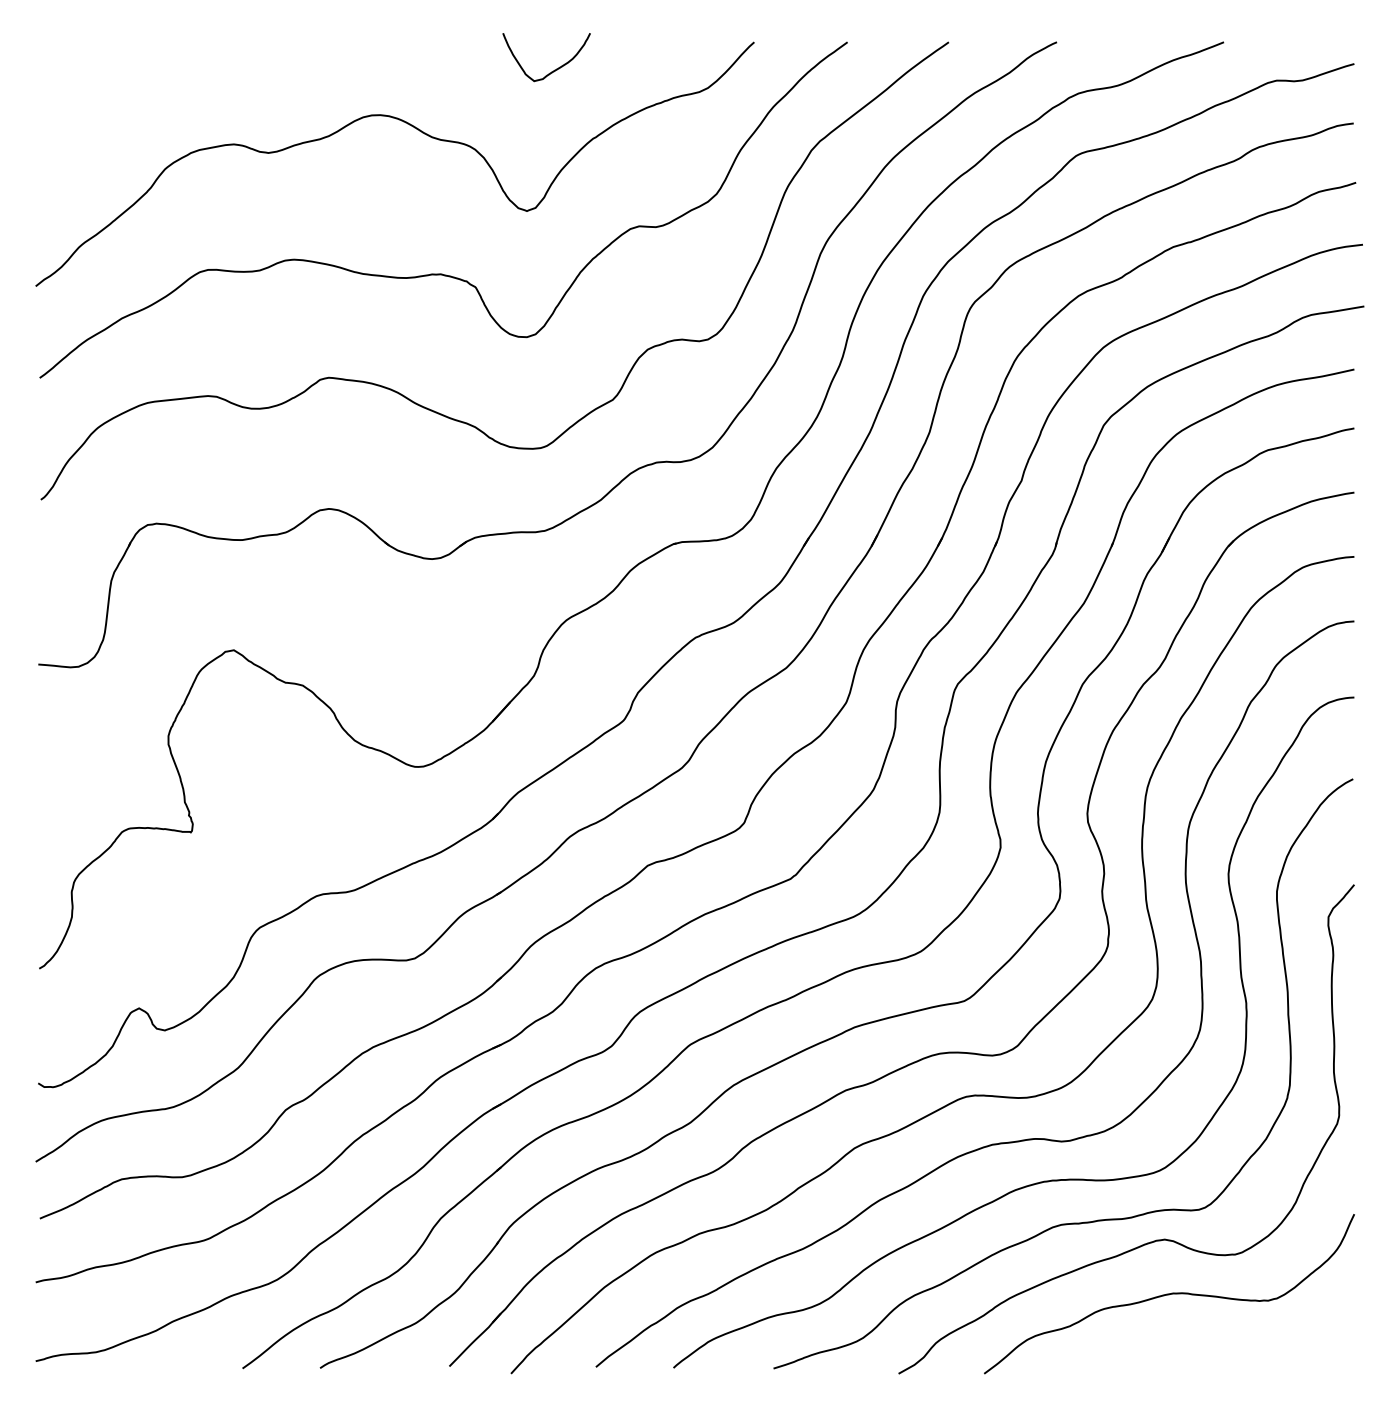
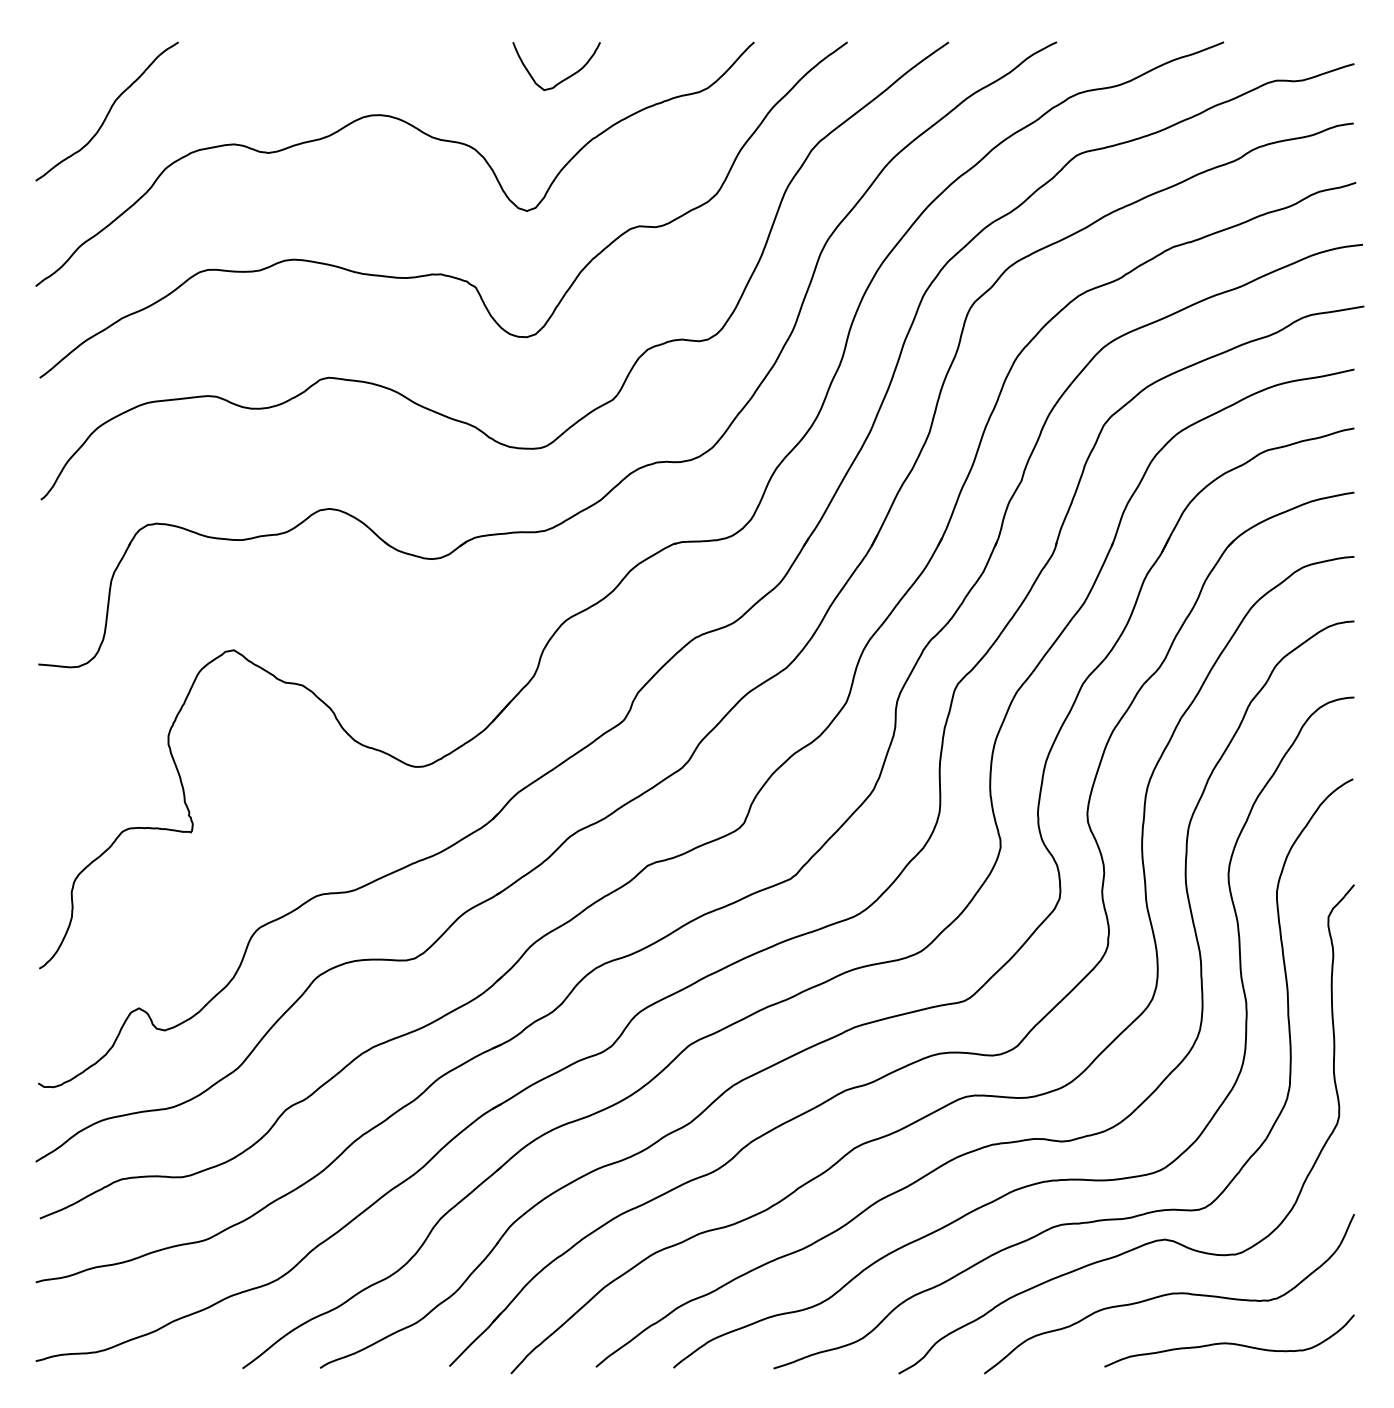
curve position: (554, 69) -> (564, 78) (564, 78)
curve: none -> present (107, 112)
curve: none -> present (1229, 1342)
